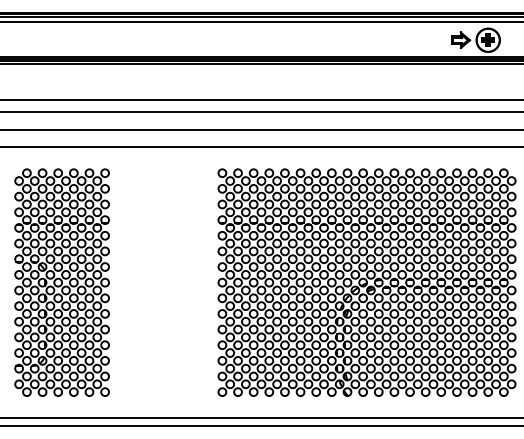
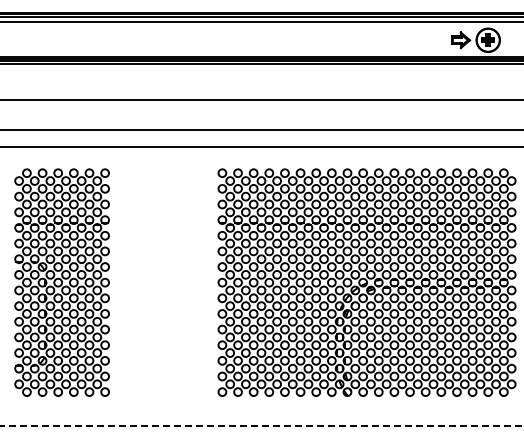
line: present -> none (261, 111)
line: present -> none (261, 418)
line: solid -> dashed (262, 426)
